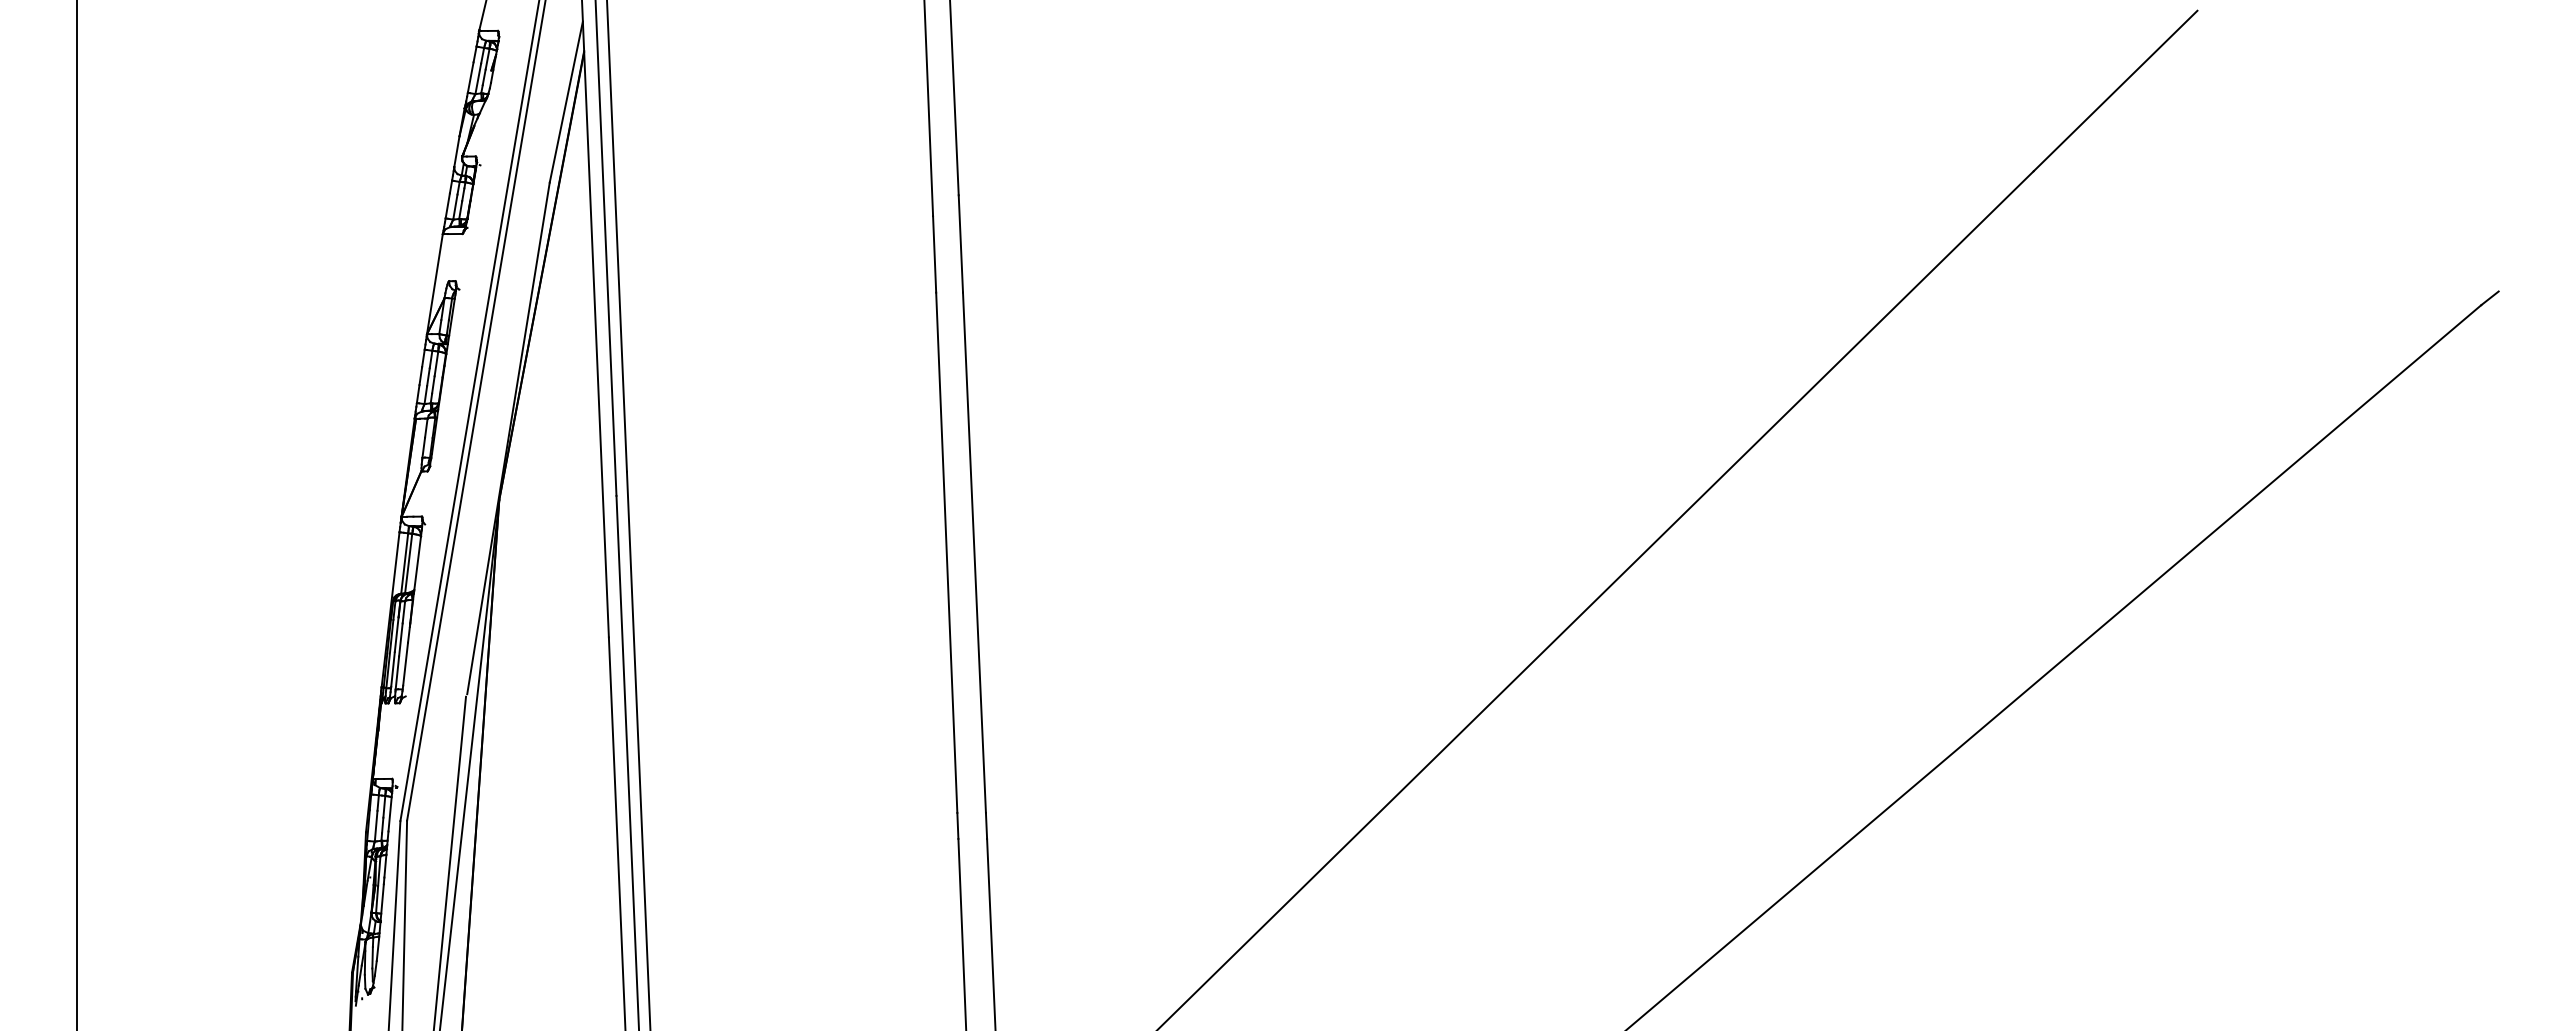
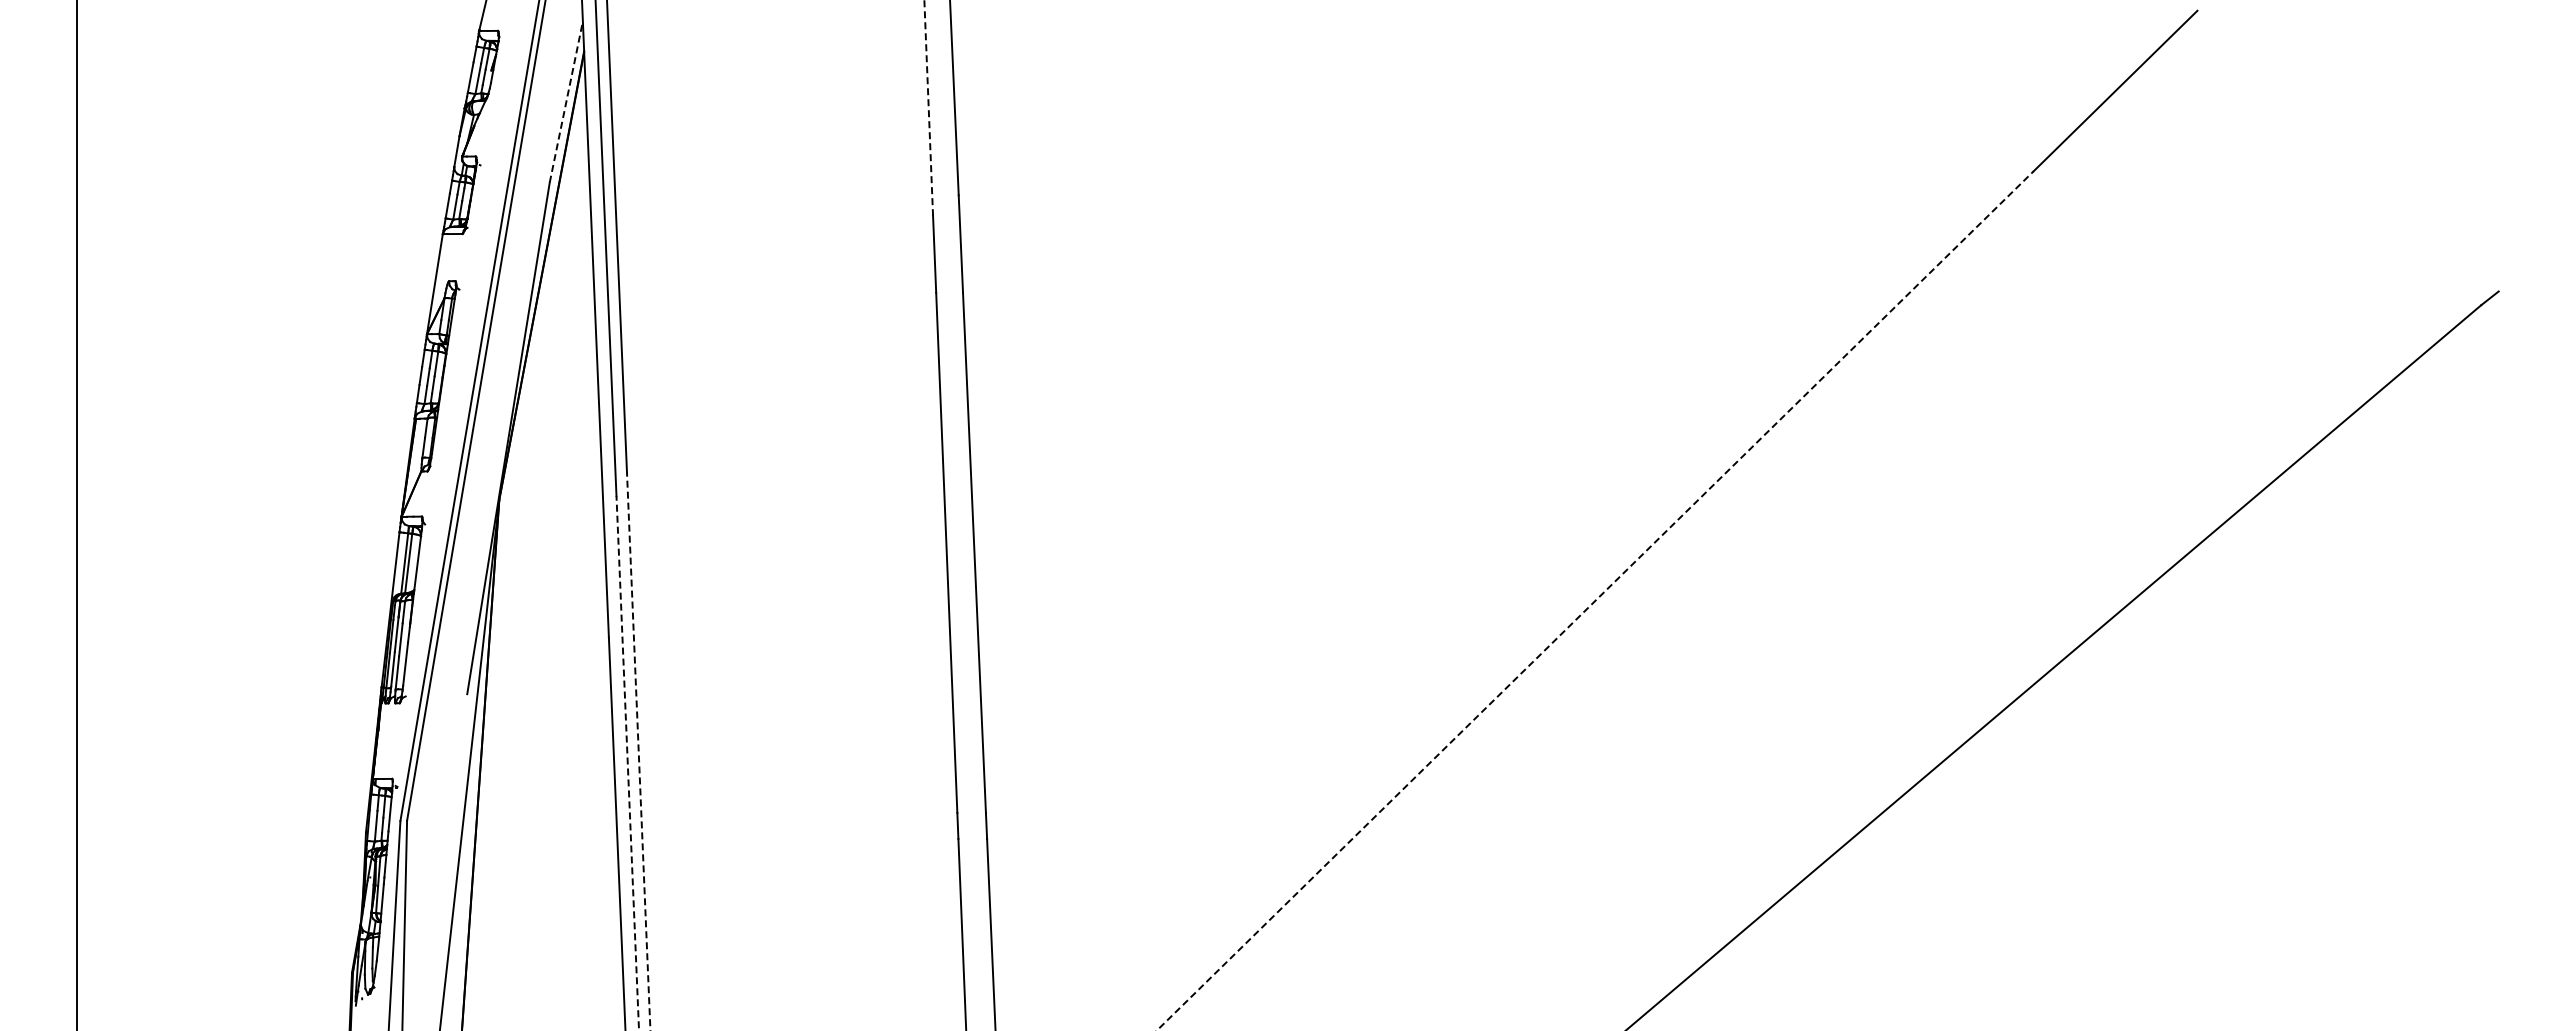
line: solid -> dashed (566, 101)
line: solid -> dashed (928, 108)
line: solid -> dashed (1595, 600)
line: solid -> dashed (638, 750)
line: solid -> dashed (627, 762)
line: present -> none (450, 861)
